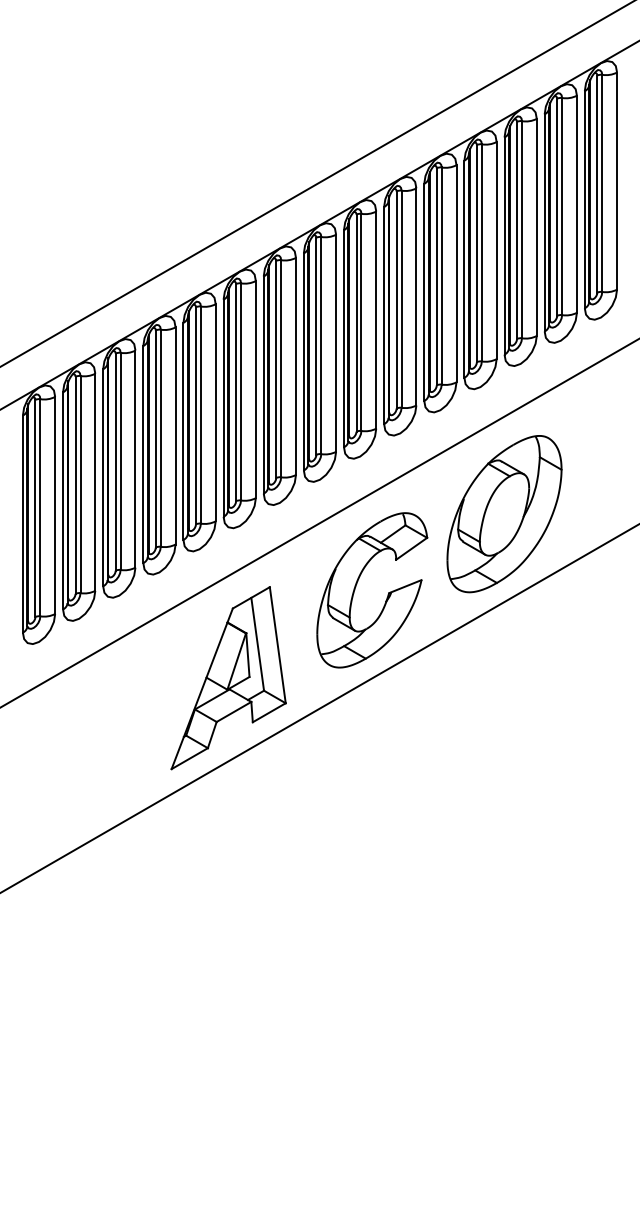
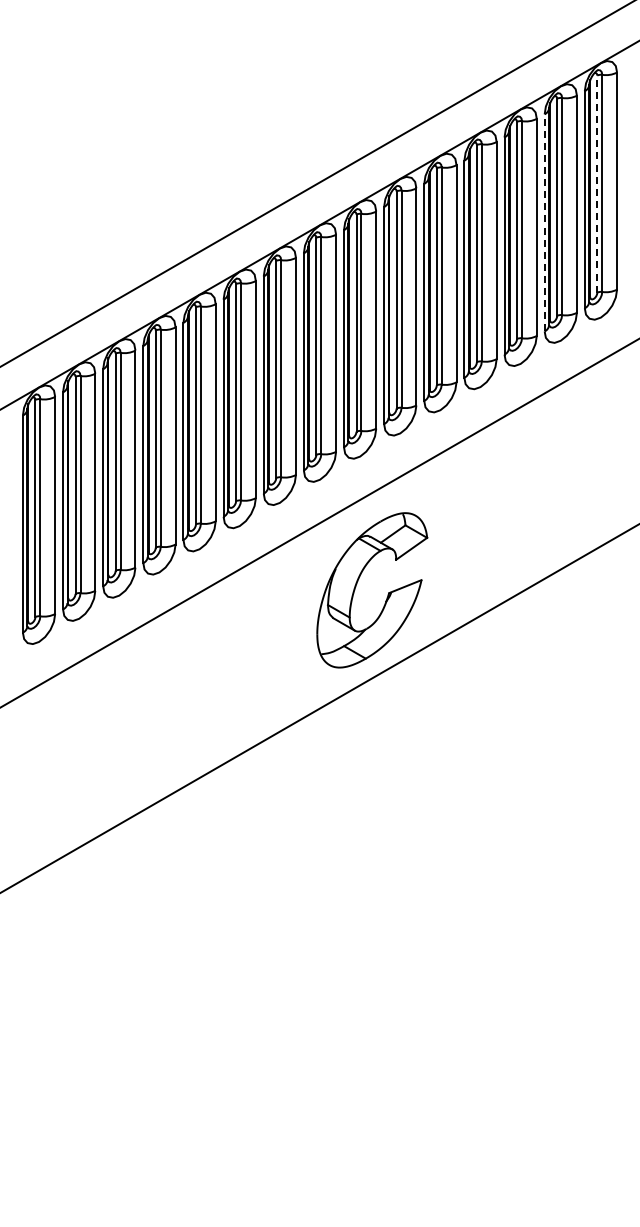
line: solid -> dashed (597, 184)
line: solid -> dashed (544, 222)
part: present -> none (504, 514)
part: present -> none (228, 678)
